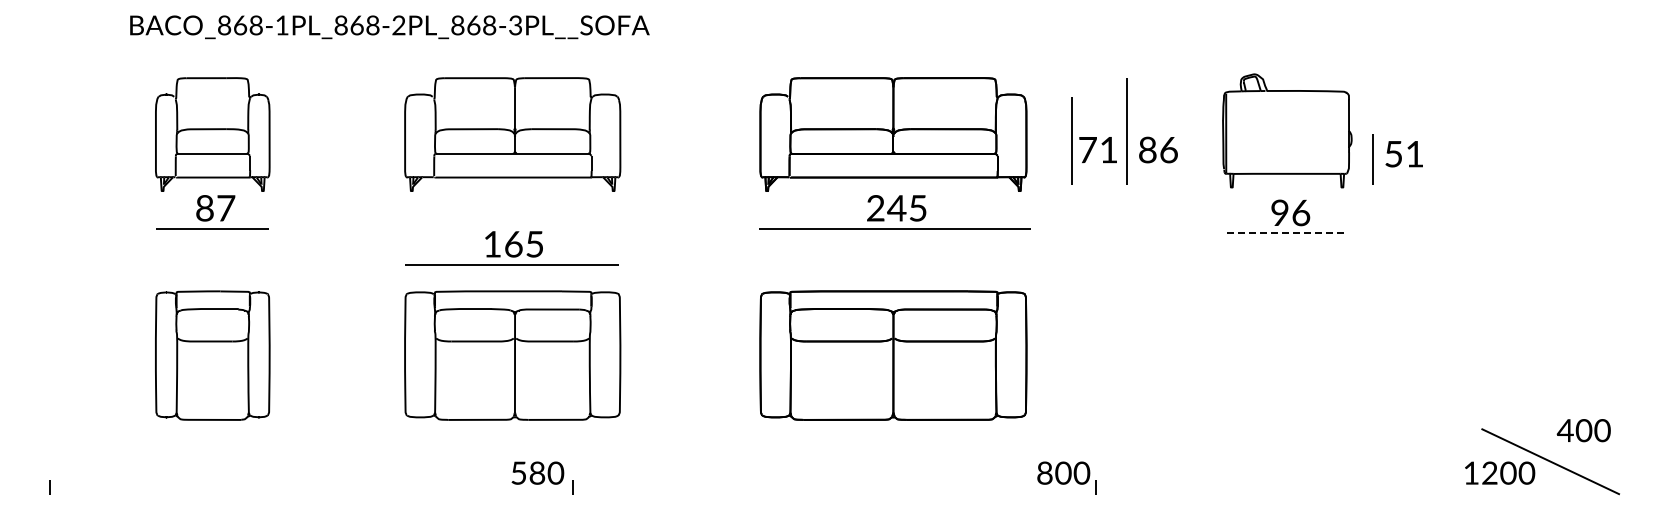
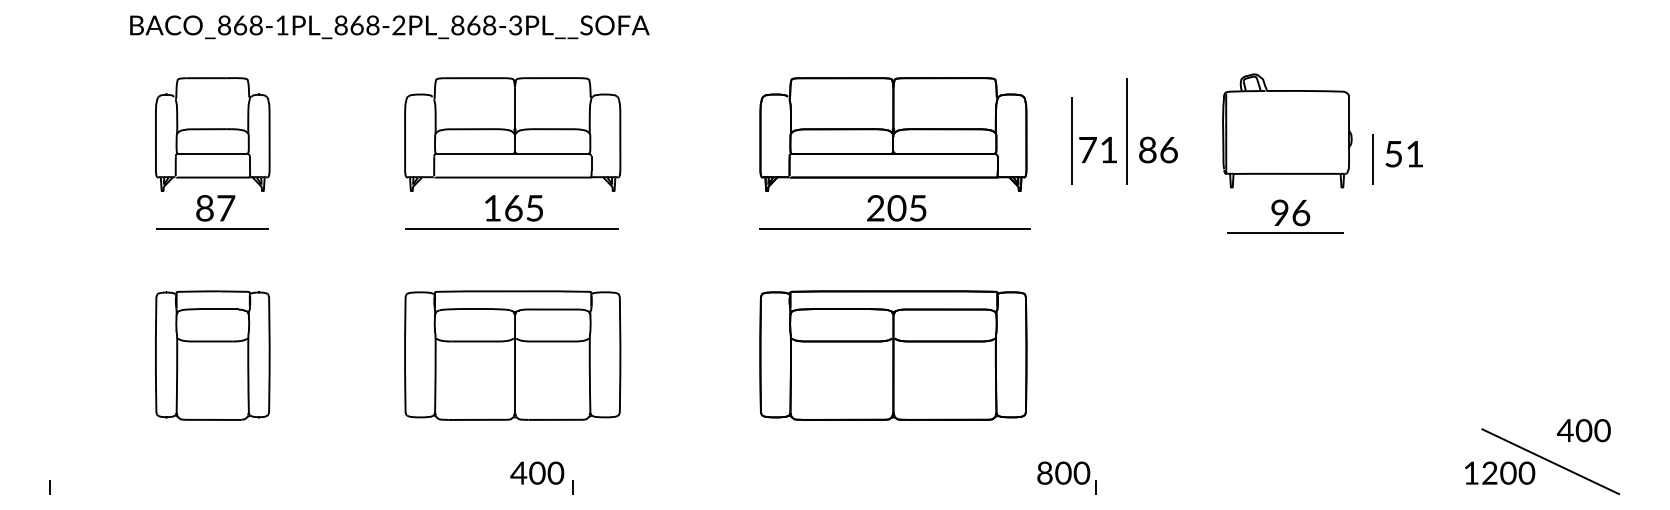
text: 245 -> 205 (896, 208)
line: dashed -> solid (1285, 233)
part position: (511, 248) -> (511, 212) (511, 212)
text: 580 -> 400 (527, 472)
